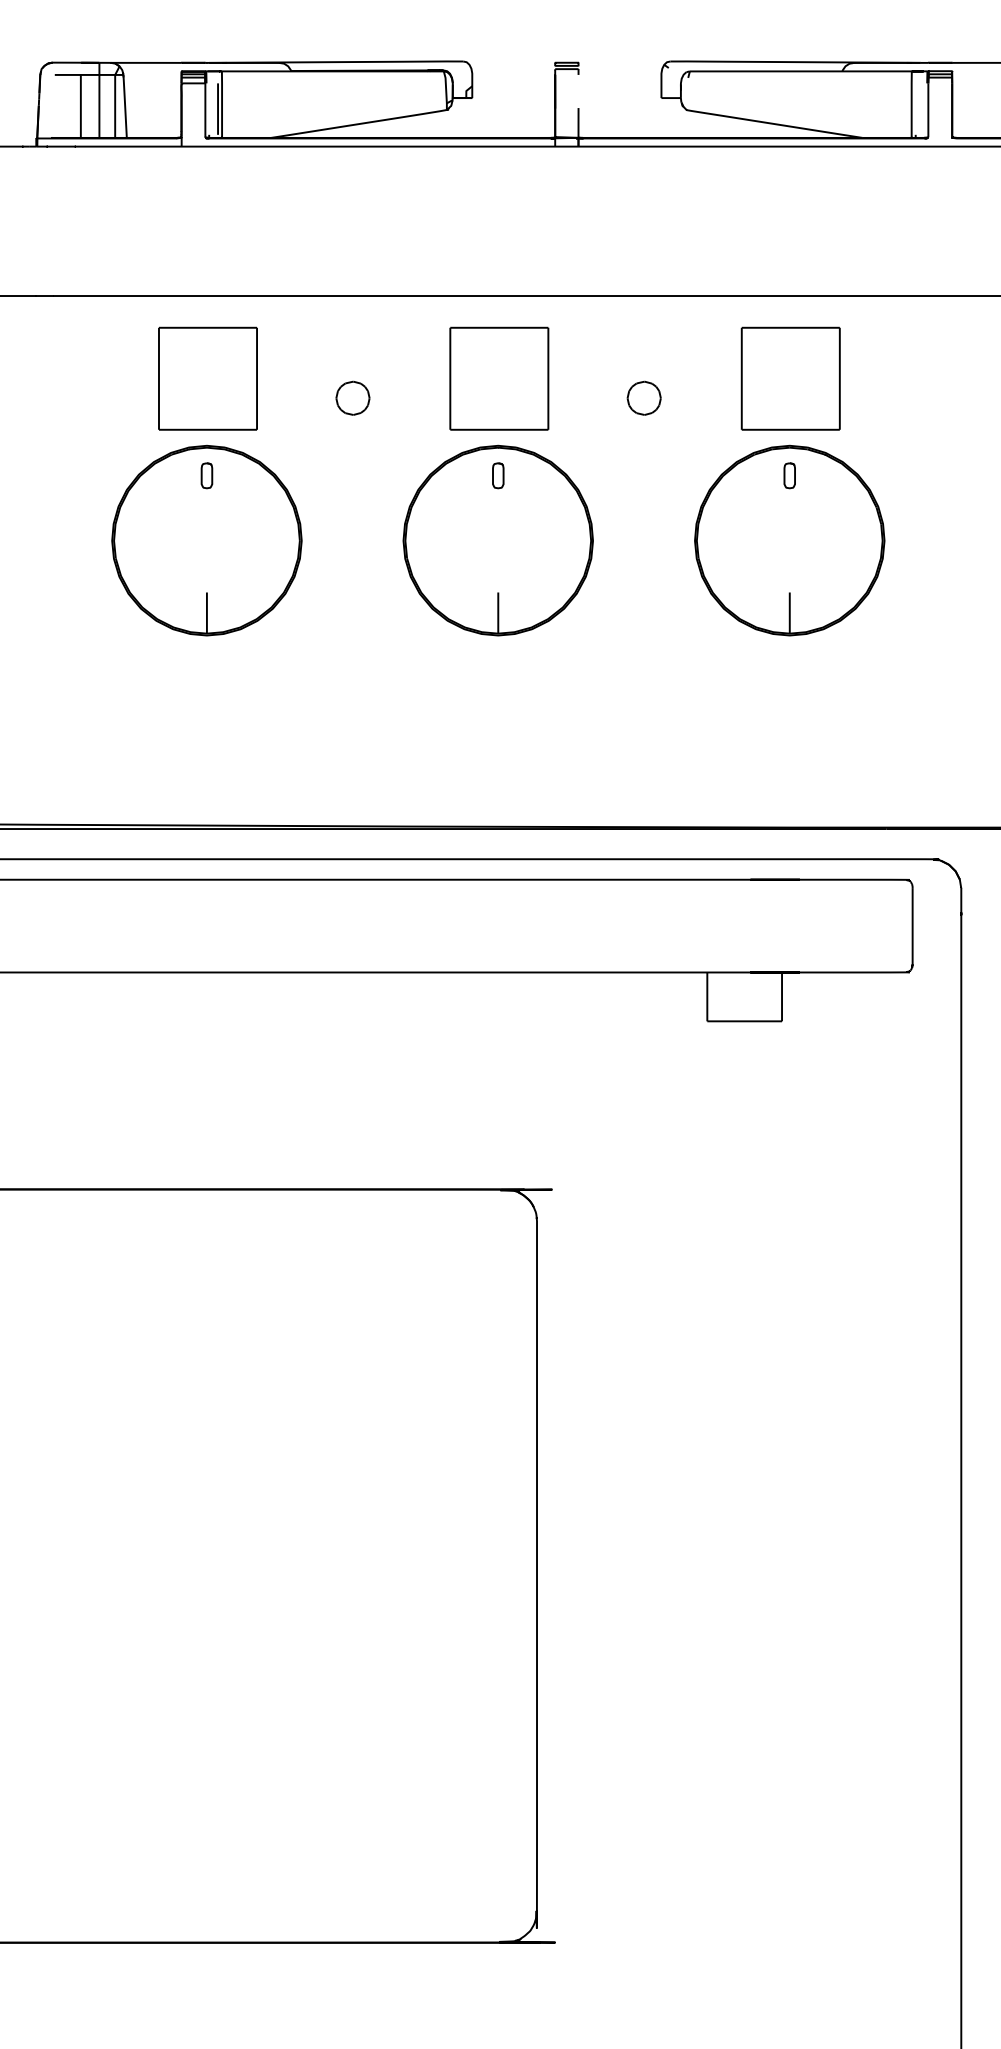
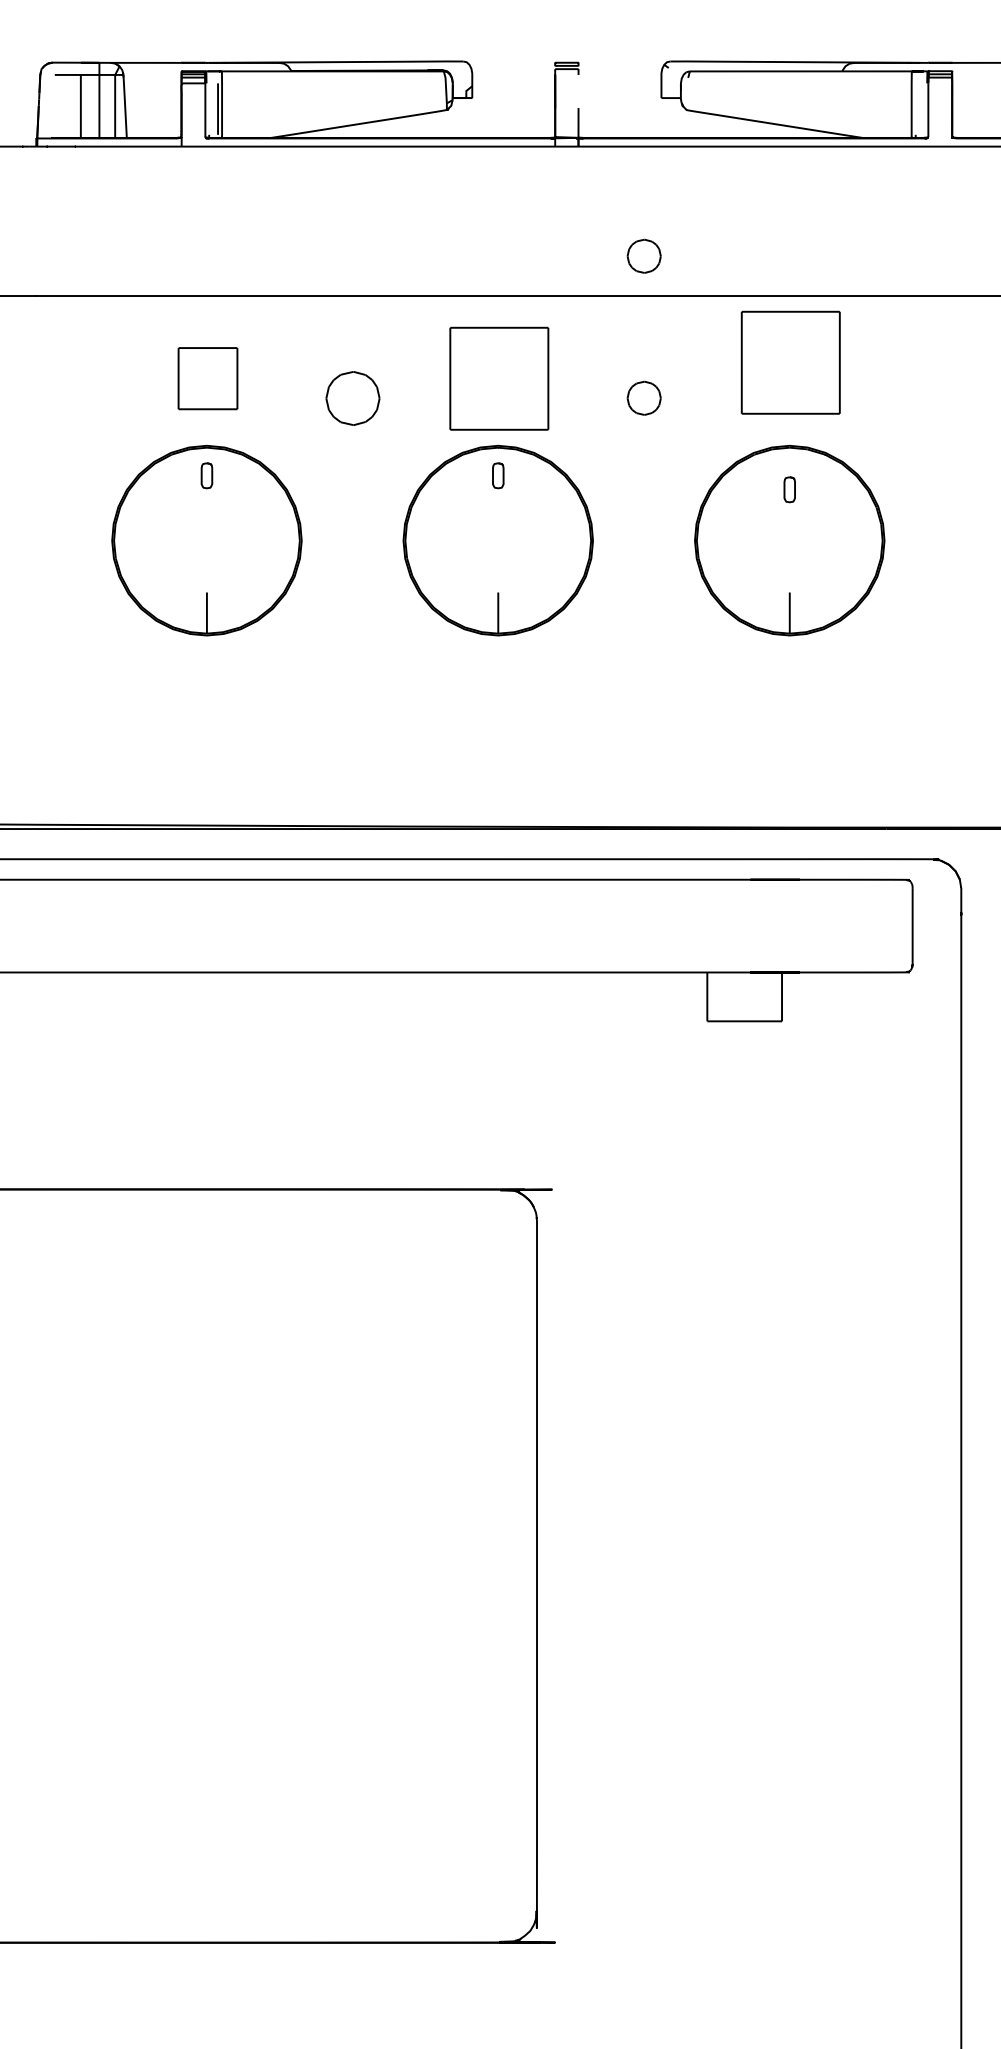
part: none -> present (643, 255)
part size: 100x105 px -> 62x64 px (207, 378)
part position: (790, 378) -> (790, 362) (790, 362)
part size: 36x36 px -> 56x55 px (352, 398)
part position: (789, 475) -> (789, 489) (789, 489)
